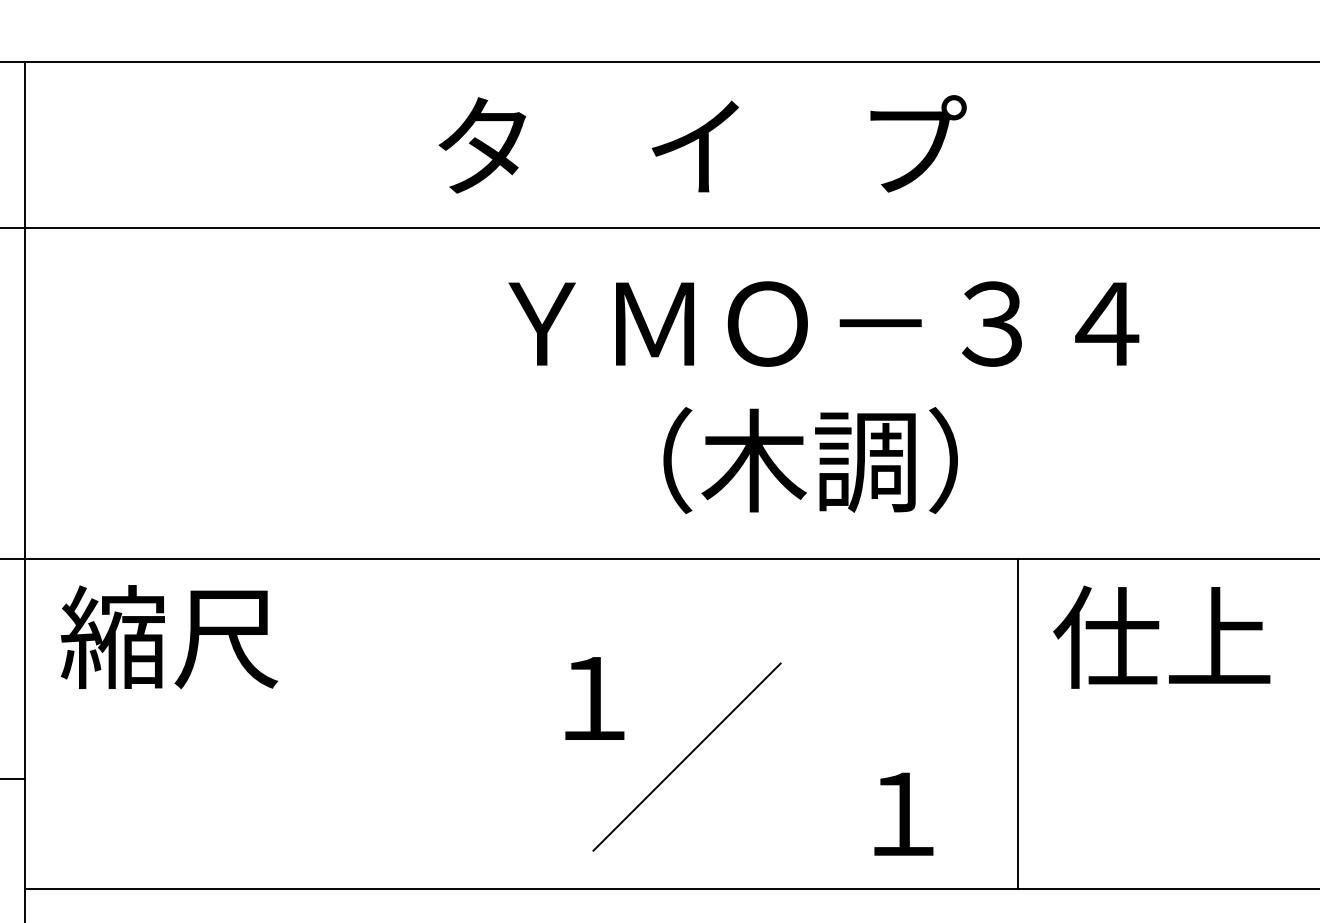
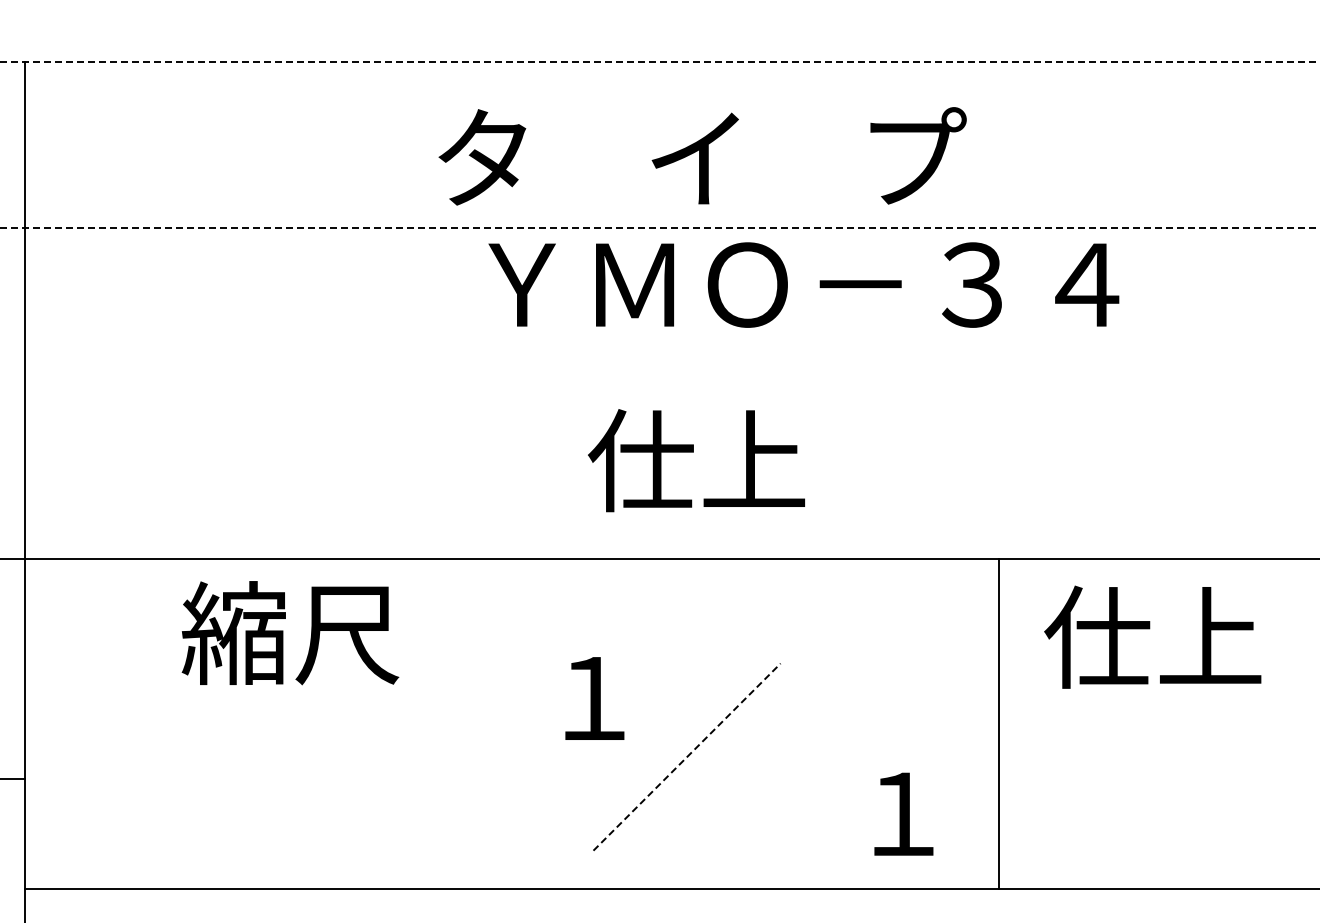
line: solid -> dashed (660, 62)
text position: (702, 144) -> (702, 156) (702, 156)
line: solid -> dashed (660, 227)
text position: (823, 323) -> (803, 284) (803, 284)
text: （木調） -> 仕上 (772, 460)
text position: (1161, 636) -> (1152, 636) (1152, 636)
text position: (169, 637) -> (290, 633) (290, 633)
line position: (1017, 723) -> (998, 723) (998, 723)
line: solid -> dashed (687, 756)
